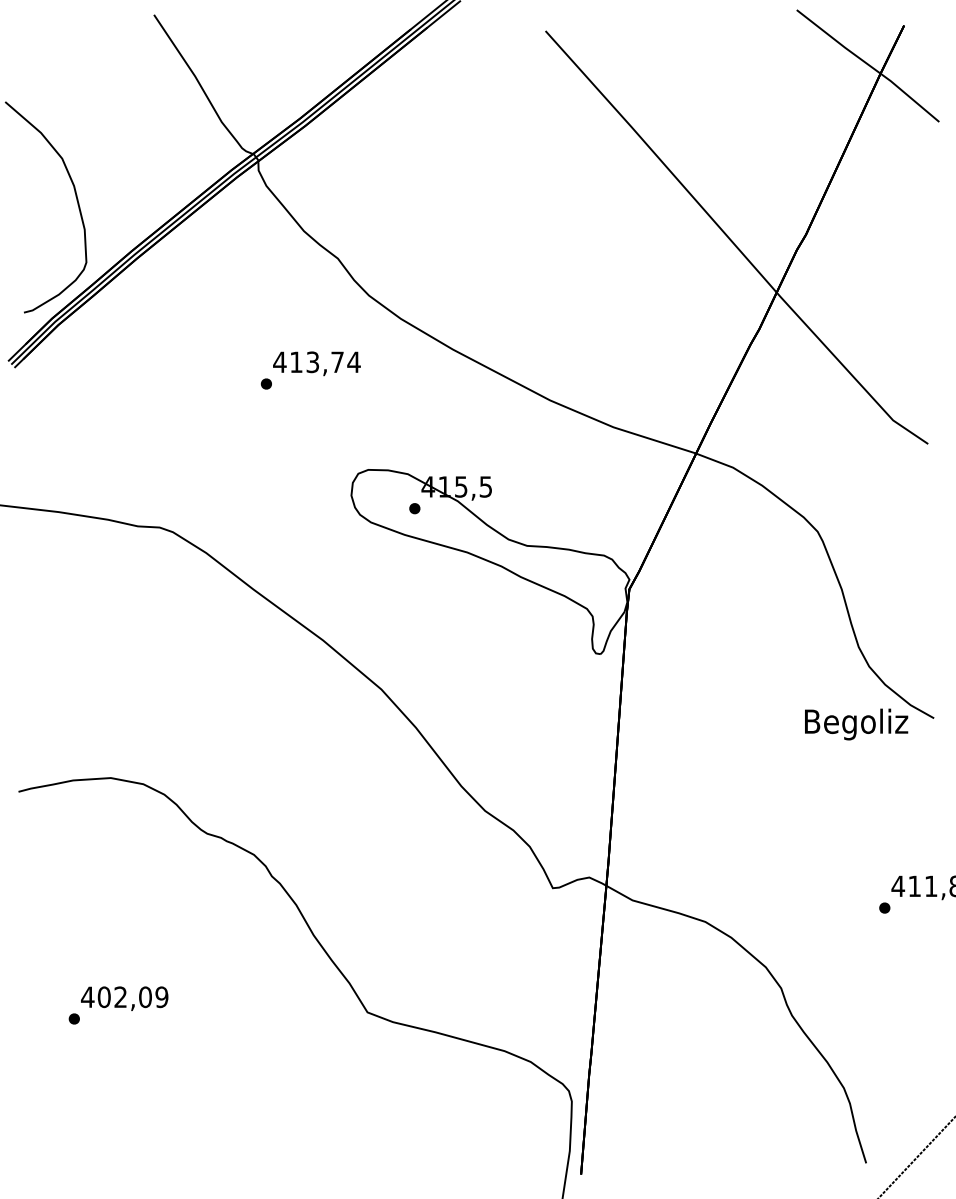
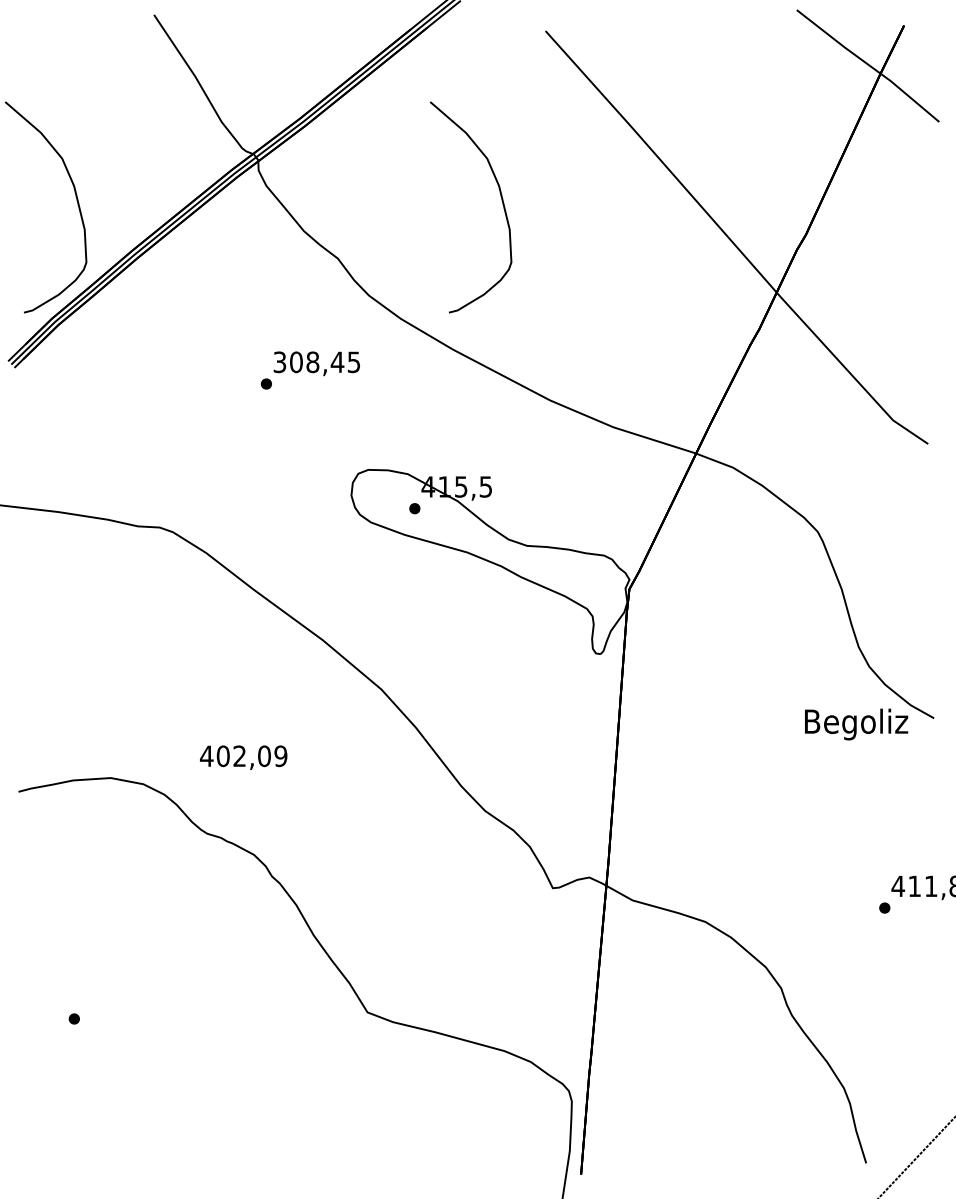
curve: none -> present (501, 200)
text: 413,74 -> 308,45 (316, 362)
text position: (124, 998) -> (243, 757) (243, 757)
